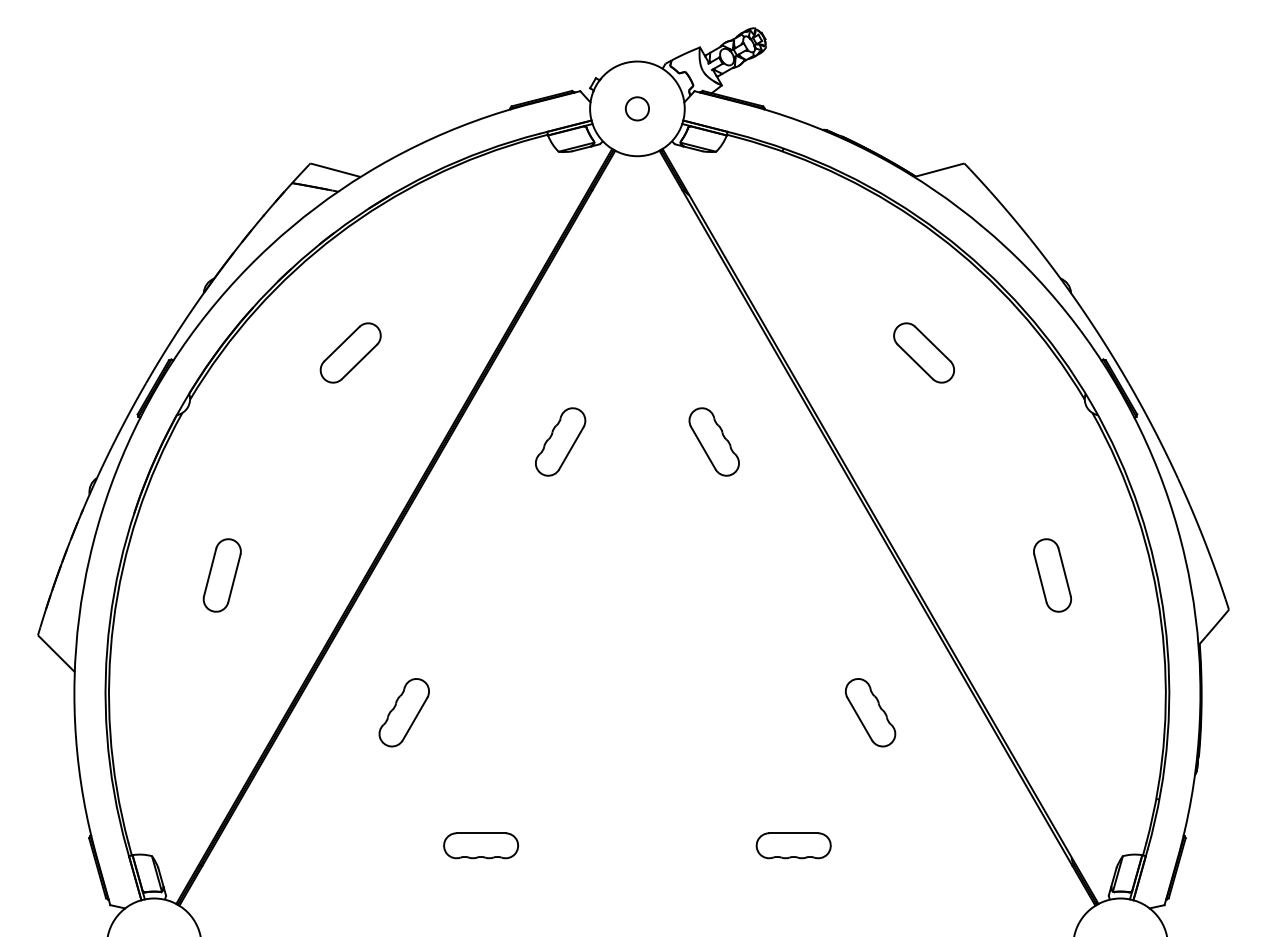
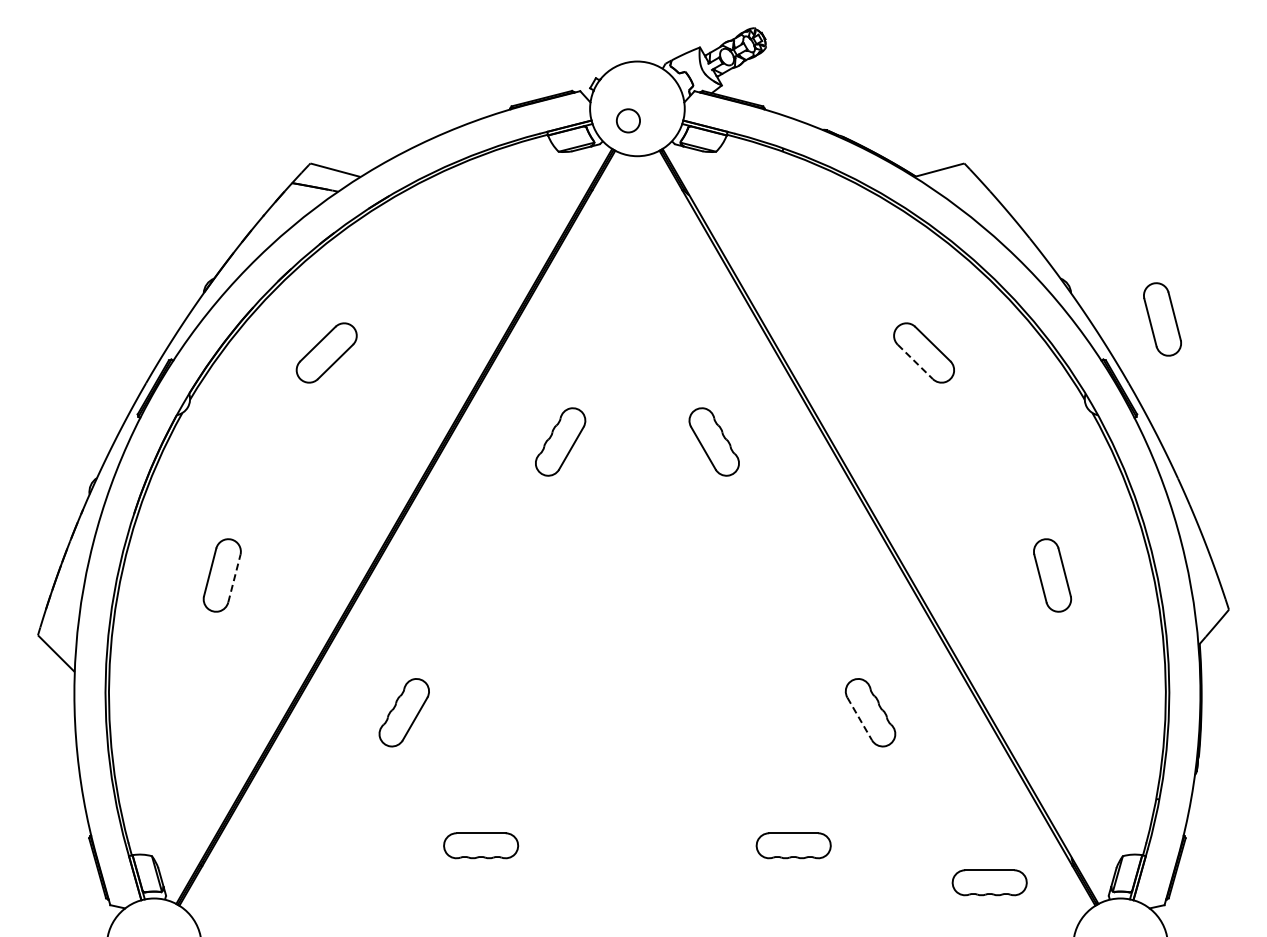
circle position: (637, 108) -> (628, 120) (628, 120)
part: none -> present (1162, 319)
part position: (350, 352) -> (326, 352) (326, 352)
line: solid -> dashed (915, 361)
line: solid -> dashed (234, 578)
line: solid -> dashed (859, 718)
part: none -> present (989, 882)
